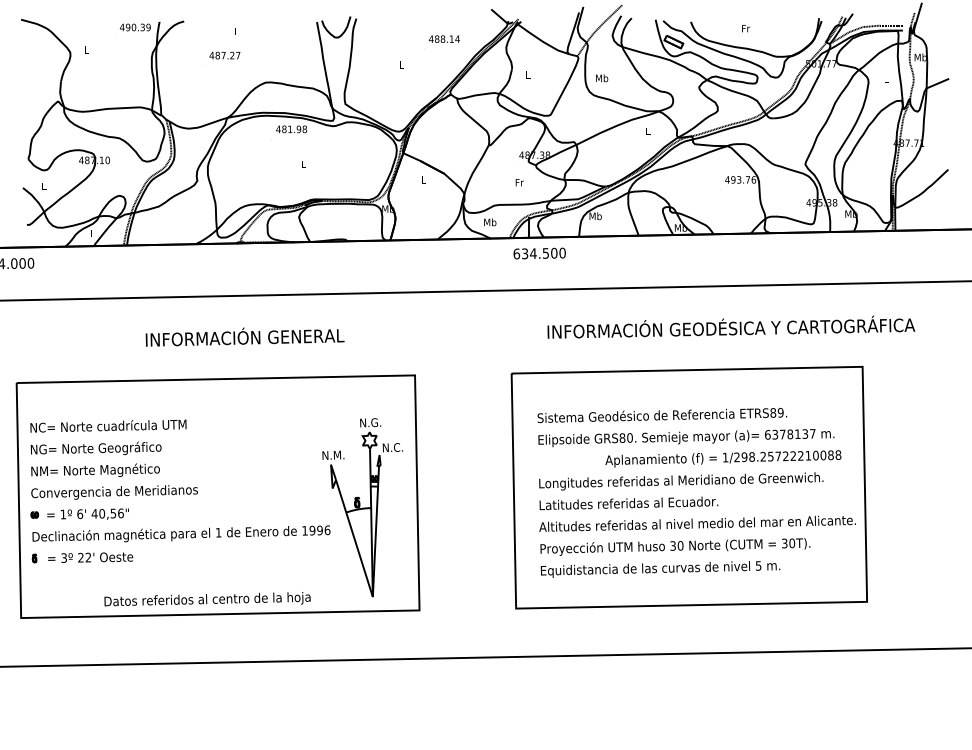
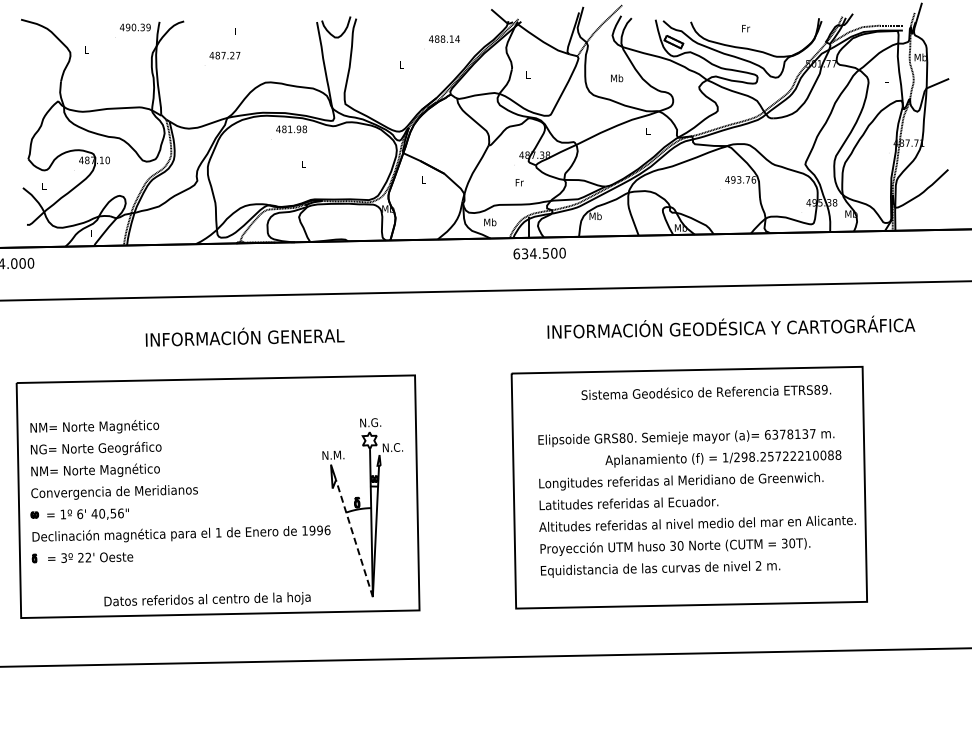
text position: (602, 78) -> (617, 78) (617, 78)
text position: (662, 415) -> (706, 392) (706, 392)
text: NC= Norte cuadrícula UTM -> NM= Norte Magnético (112, 426)
line: solid -> dashed (354, 538)
text: 5 -> 2 (758, 565)
